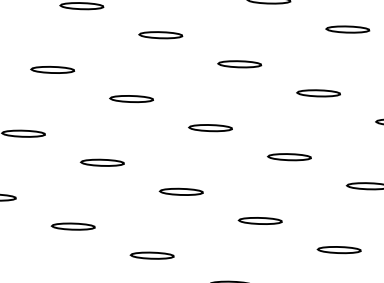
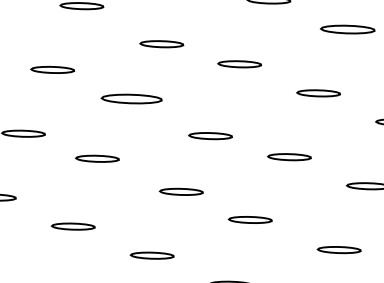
part size: 46x9 px -> 56x11 px (347, 29)
part position: (160, 35) -> (161, 44) (161, 44)
part size: 45x8 px -> 63x12 px (131, 98)
part position: (210, 128) -> (210, 136) (210, 136)
part position: (101, 162) -> (96, 158) (96, 158)
part position: (259, 220) -> (249, 219) (249, 219)
